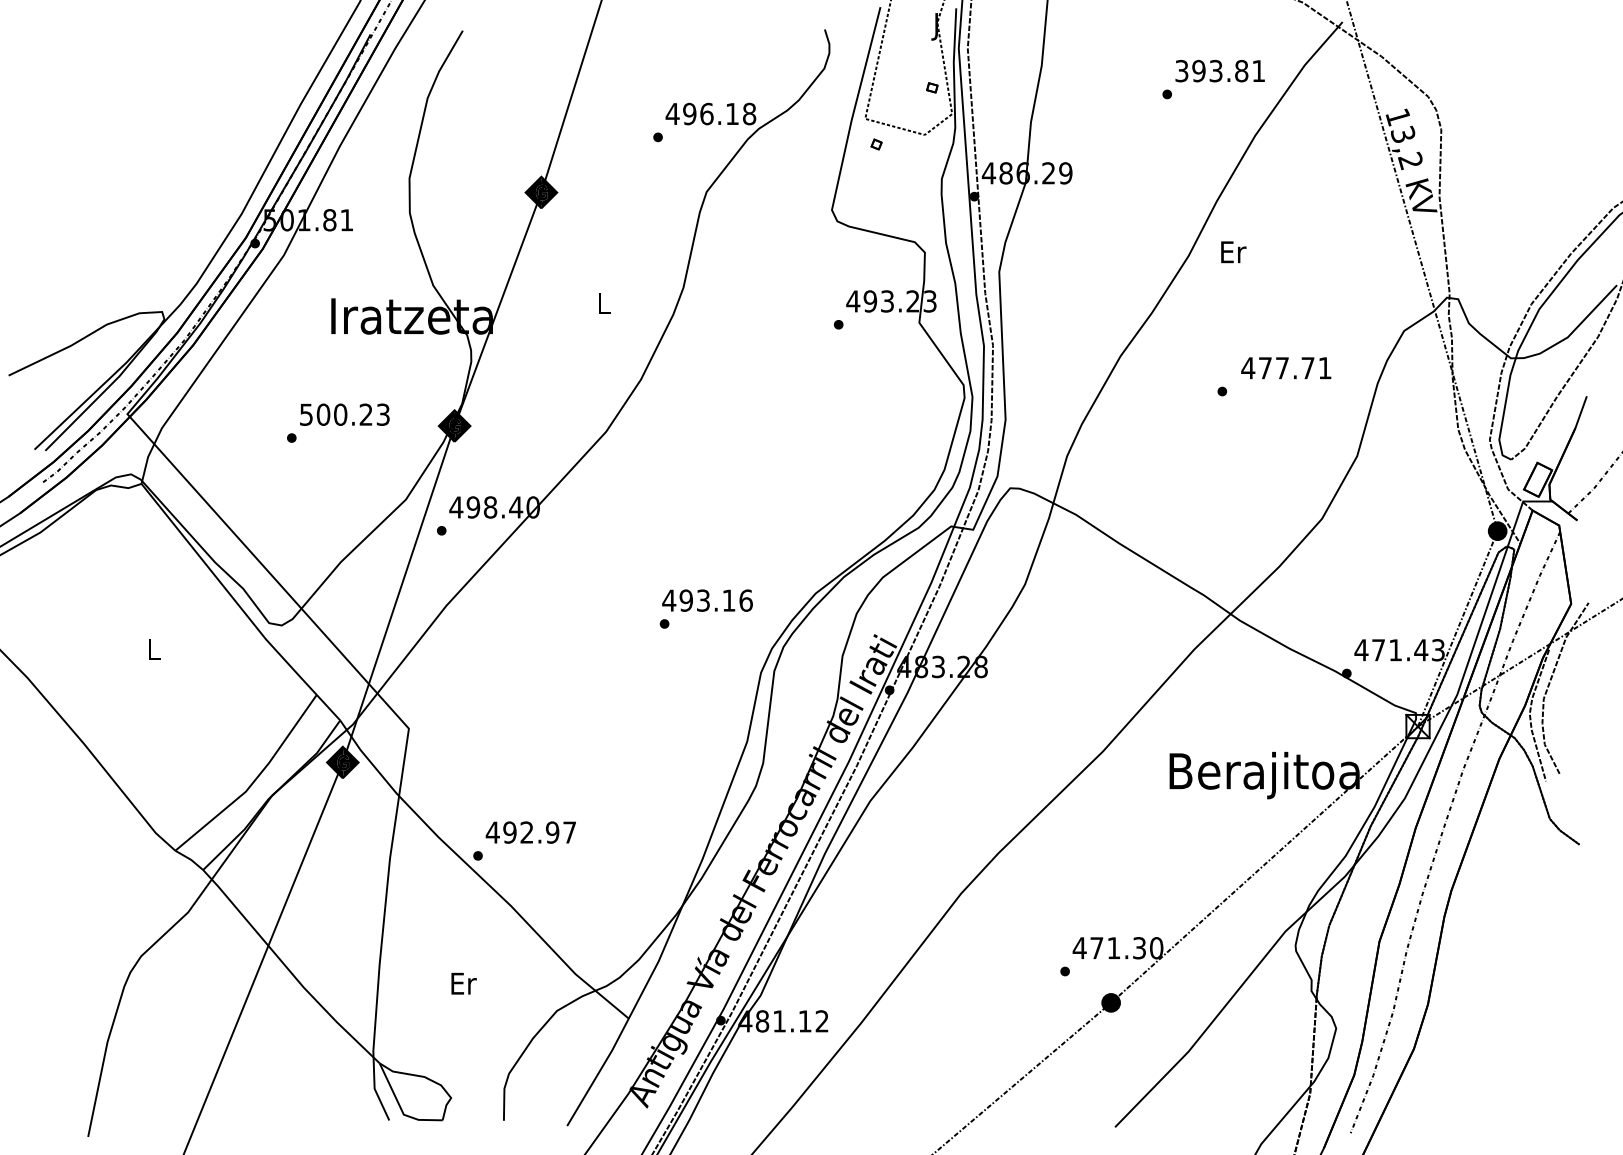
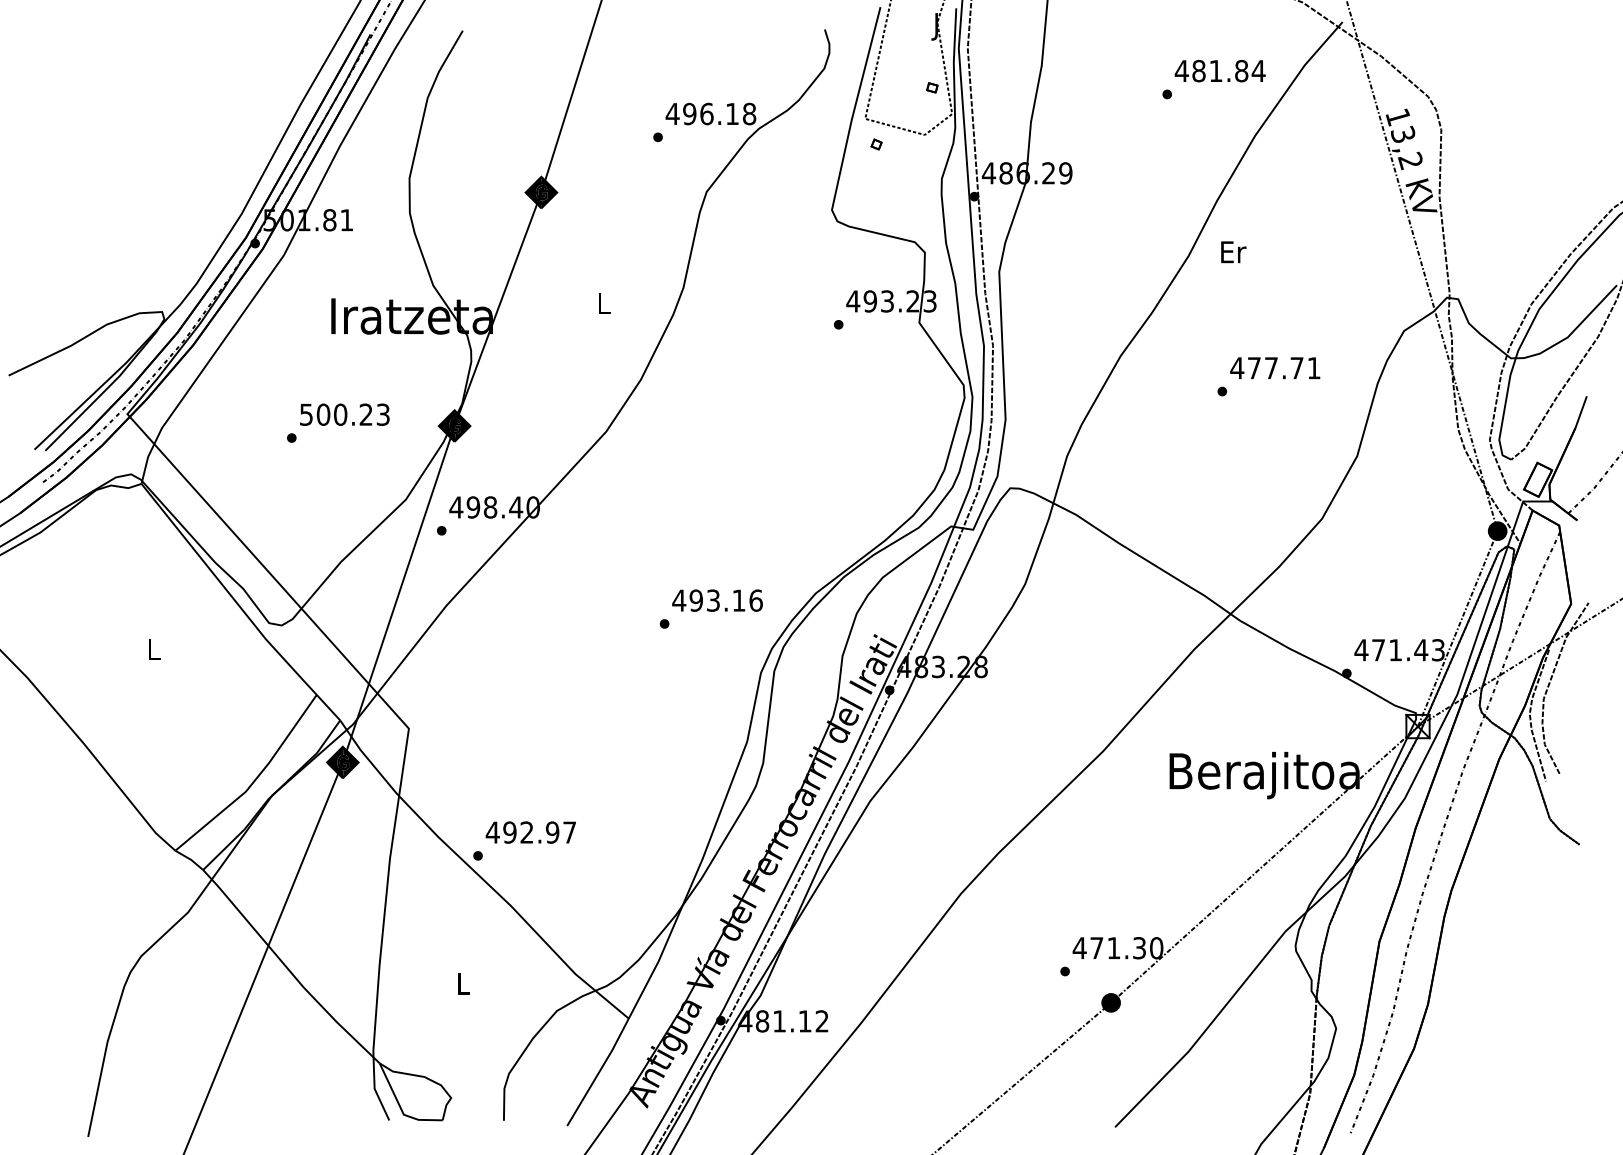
text: 393.81 -> 481.84 (1219, 70)
text position: (1286, 368) -> (1275, 368) (1275, 368)
text position: (707, 600) -> (717, 600) (717, 600)
text: Er -> L (463, 983)
